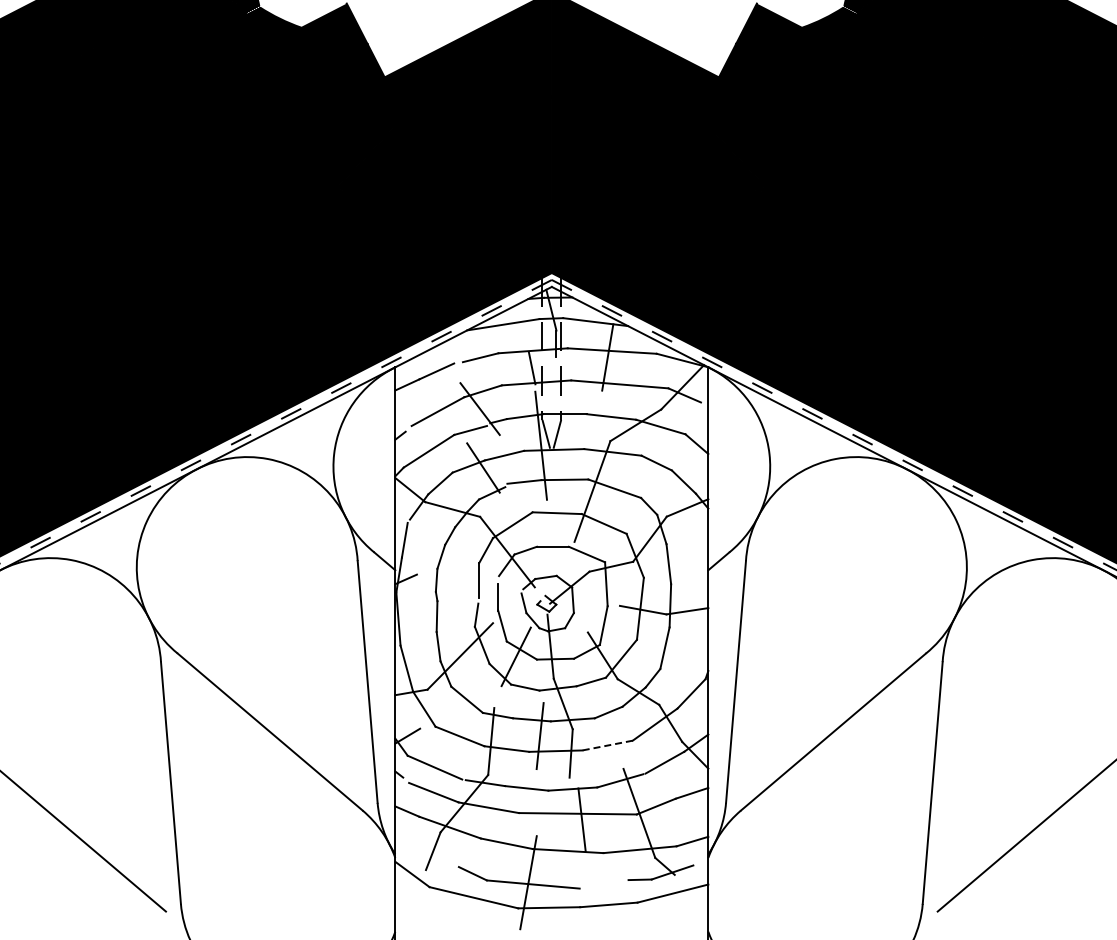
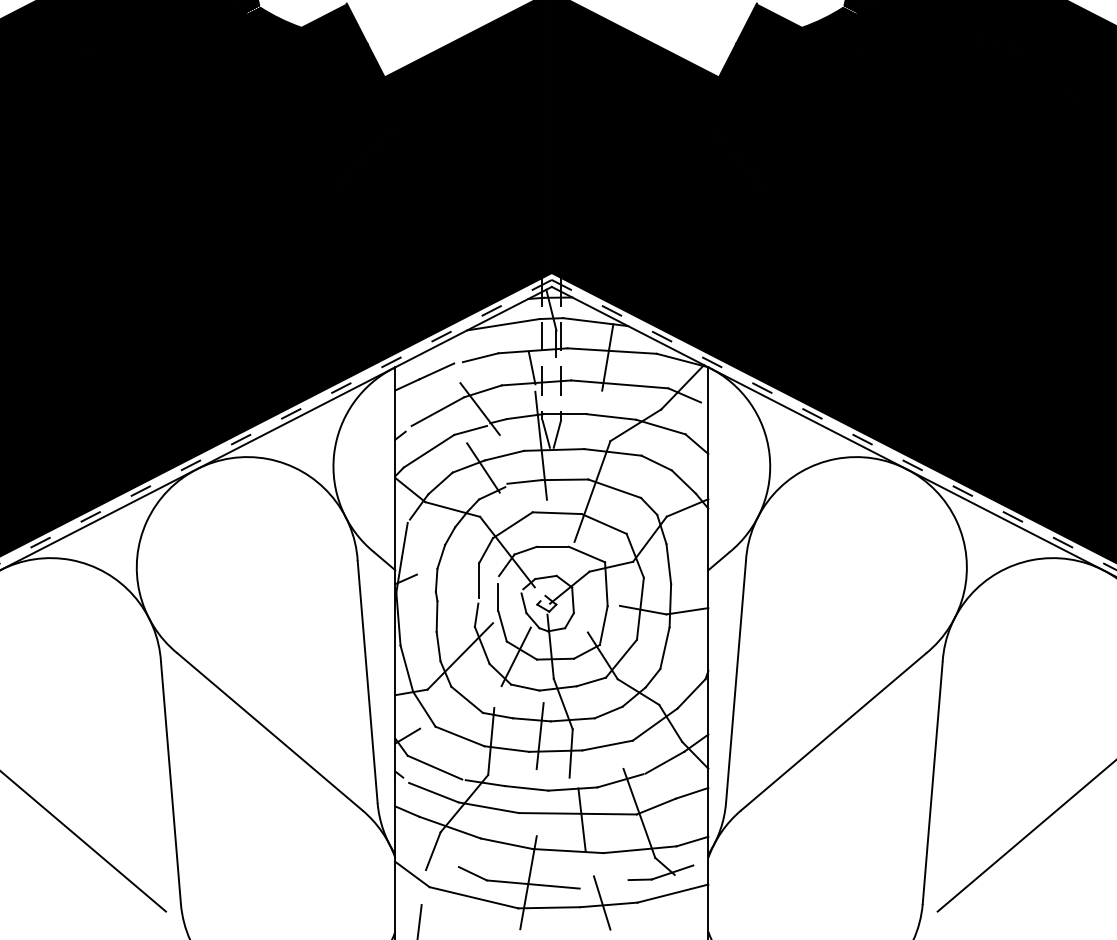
line: dashed -> solid (607, 745)
line: none -> present (601, 902)
line: none -> present (419, 920)
